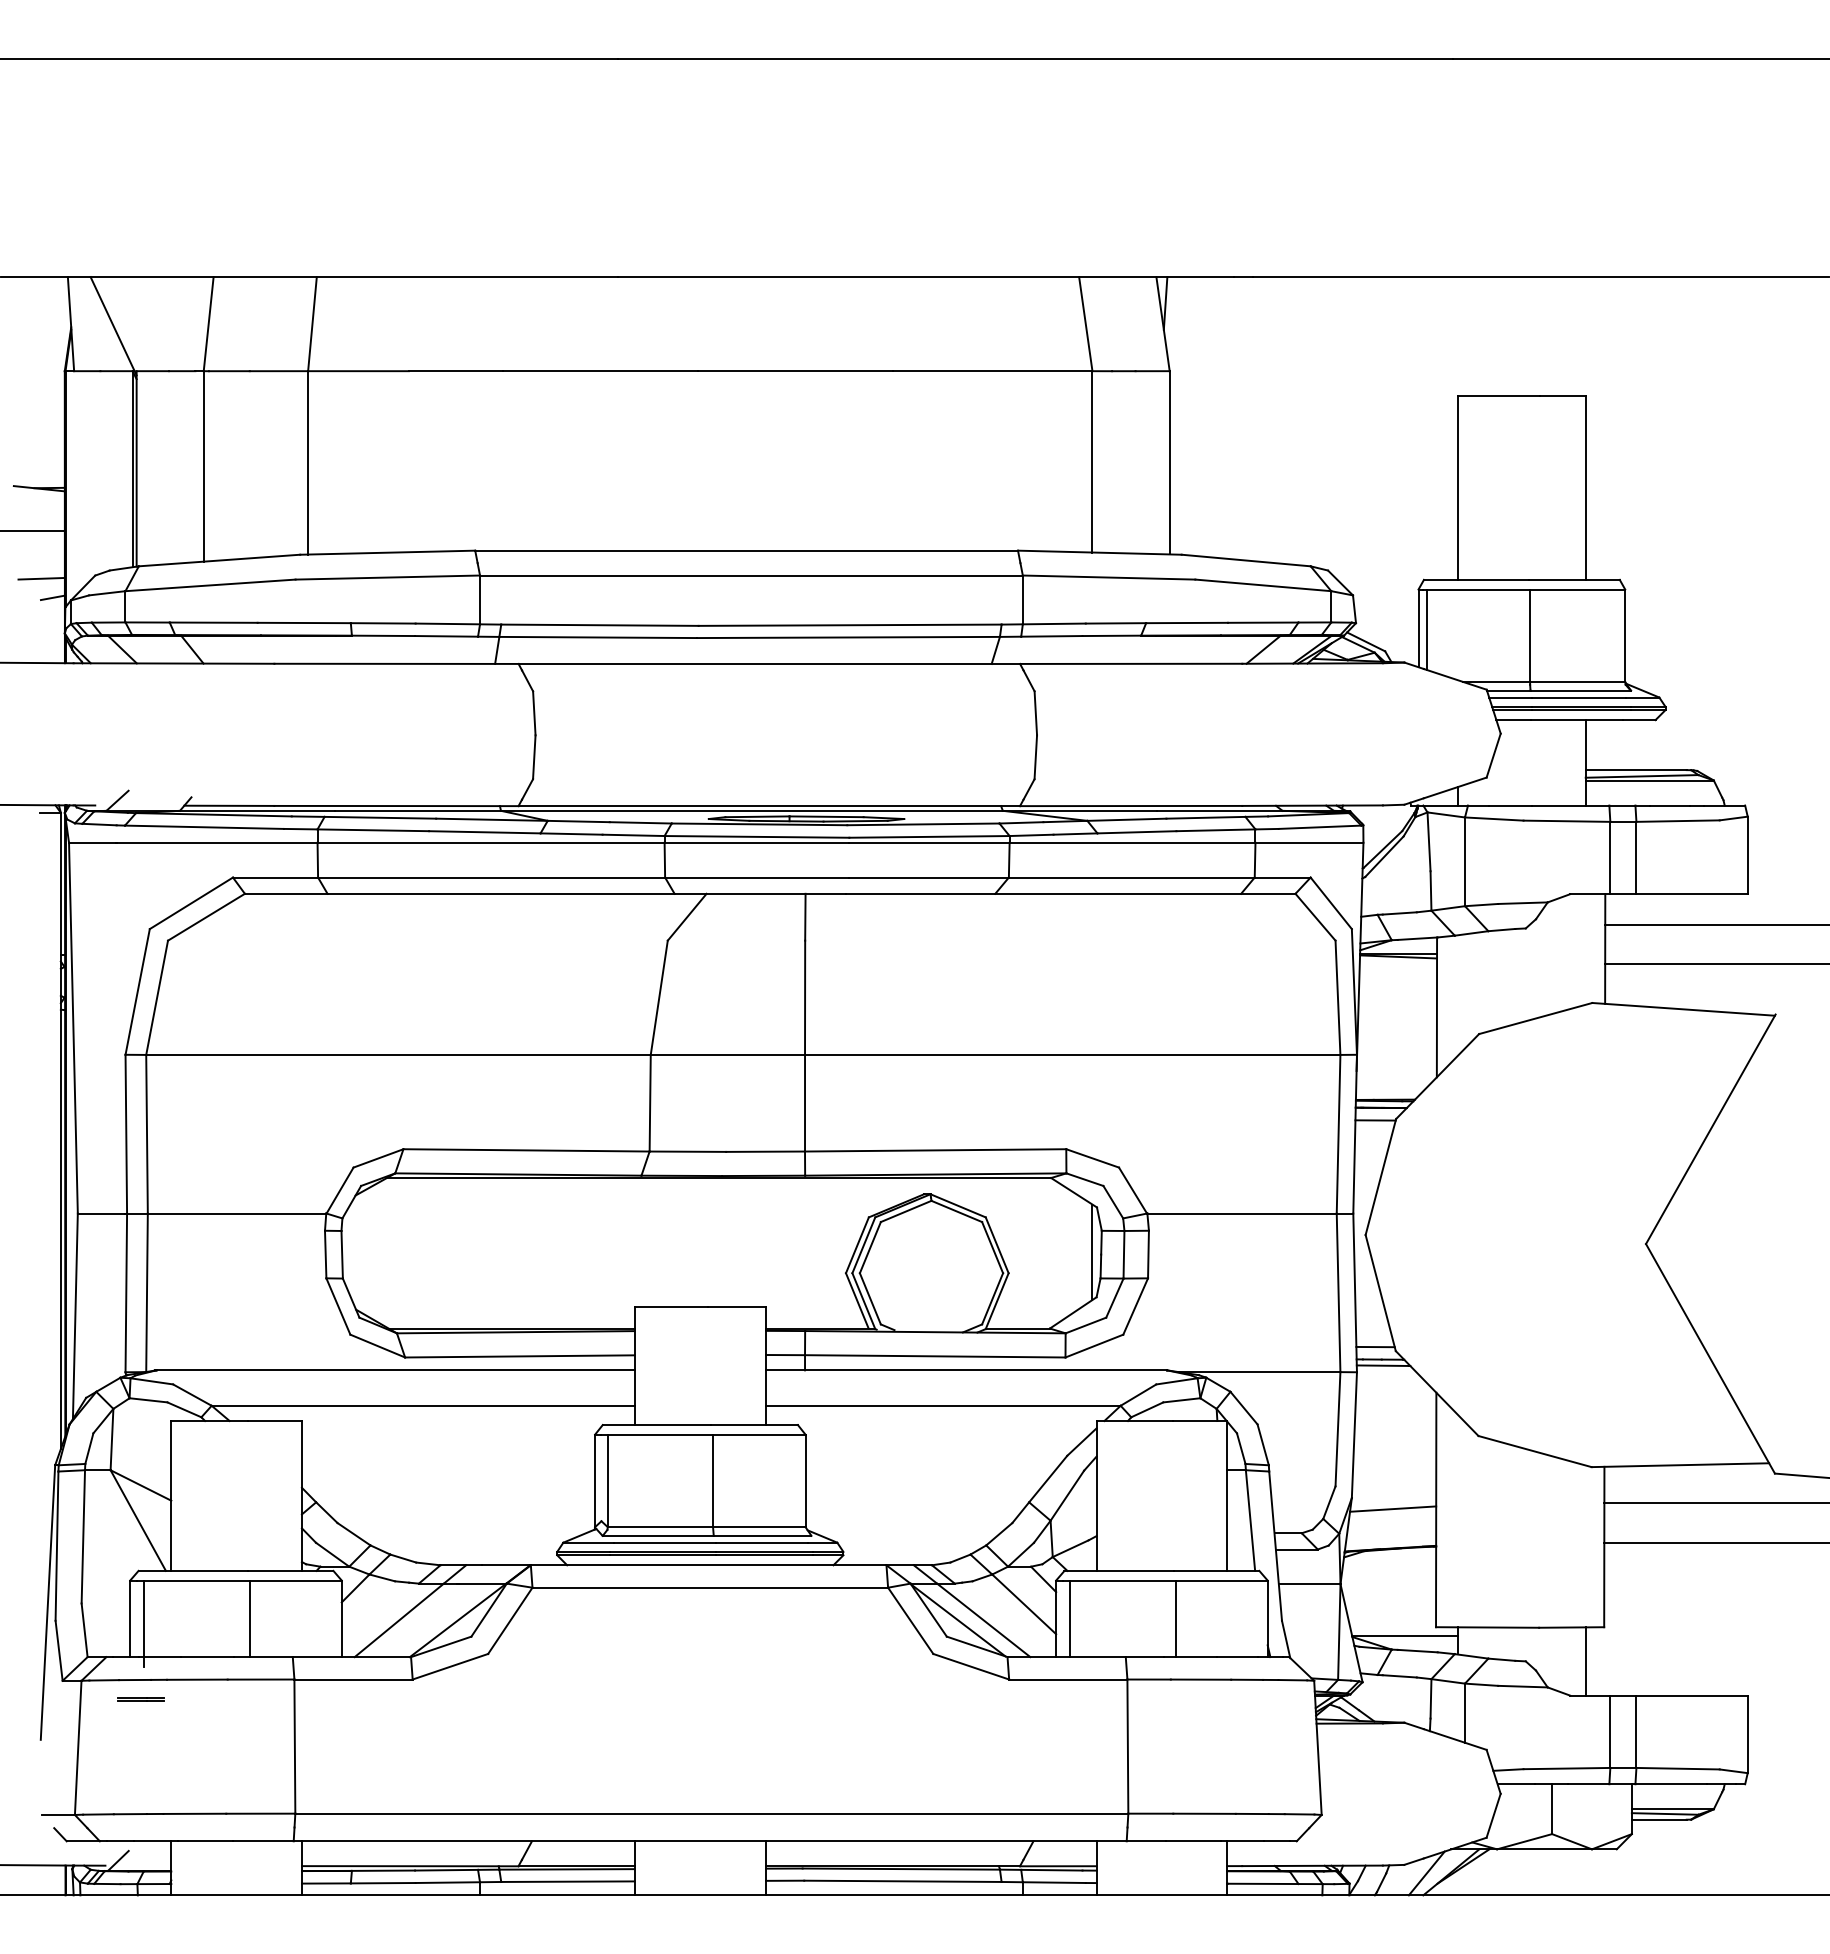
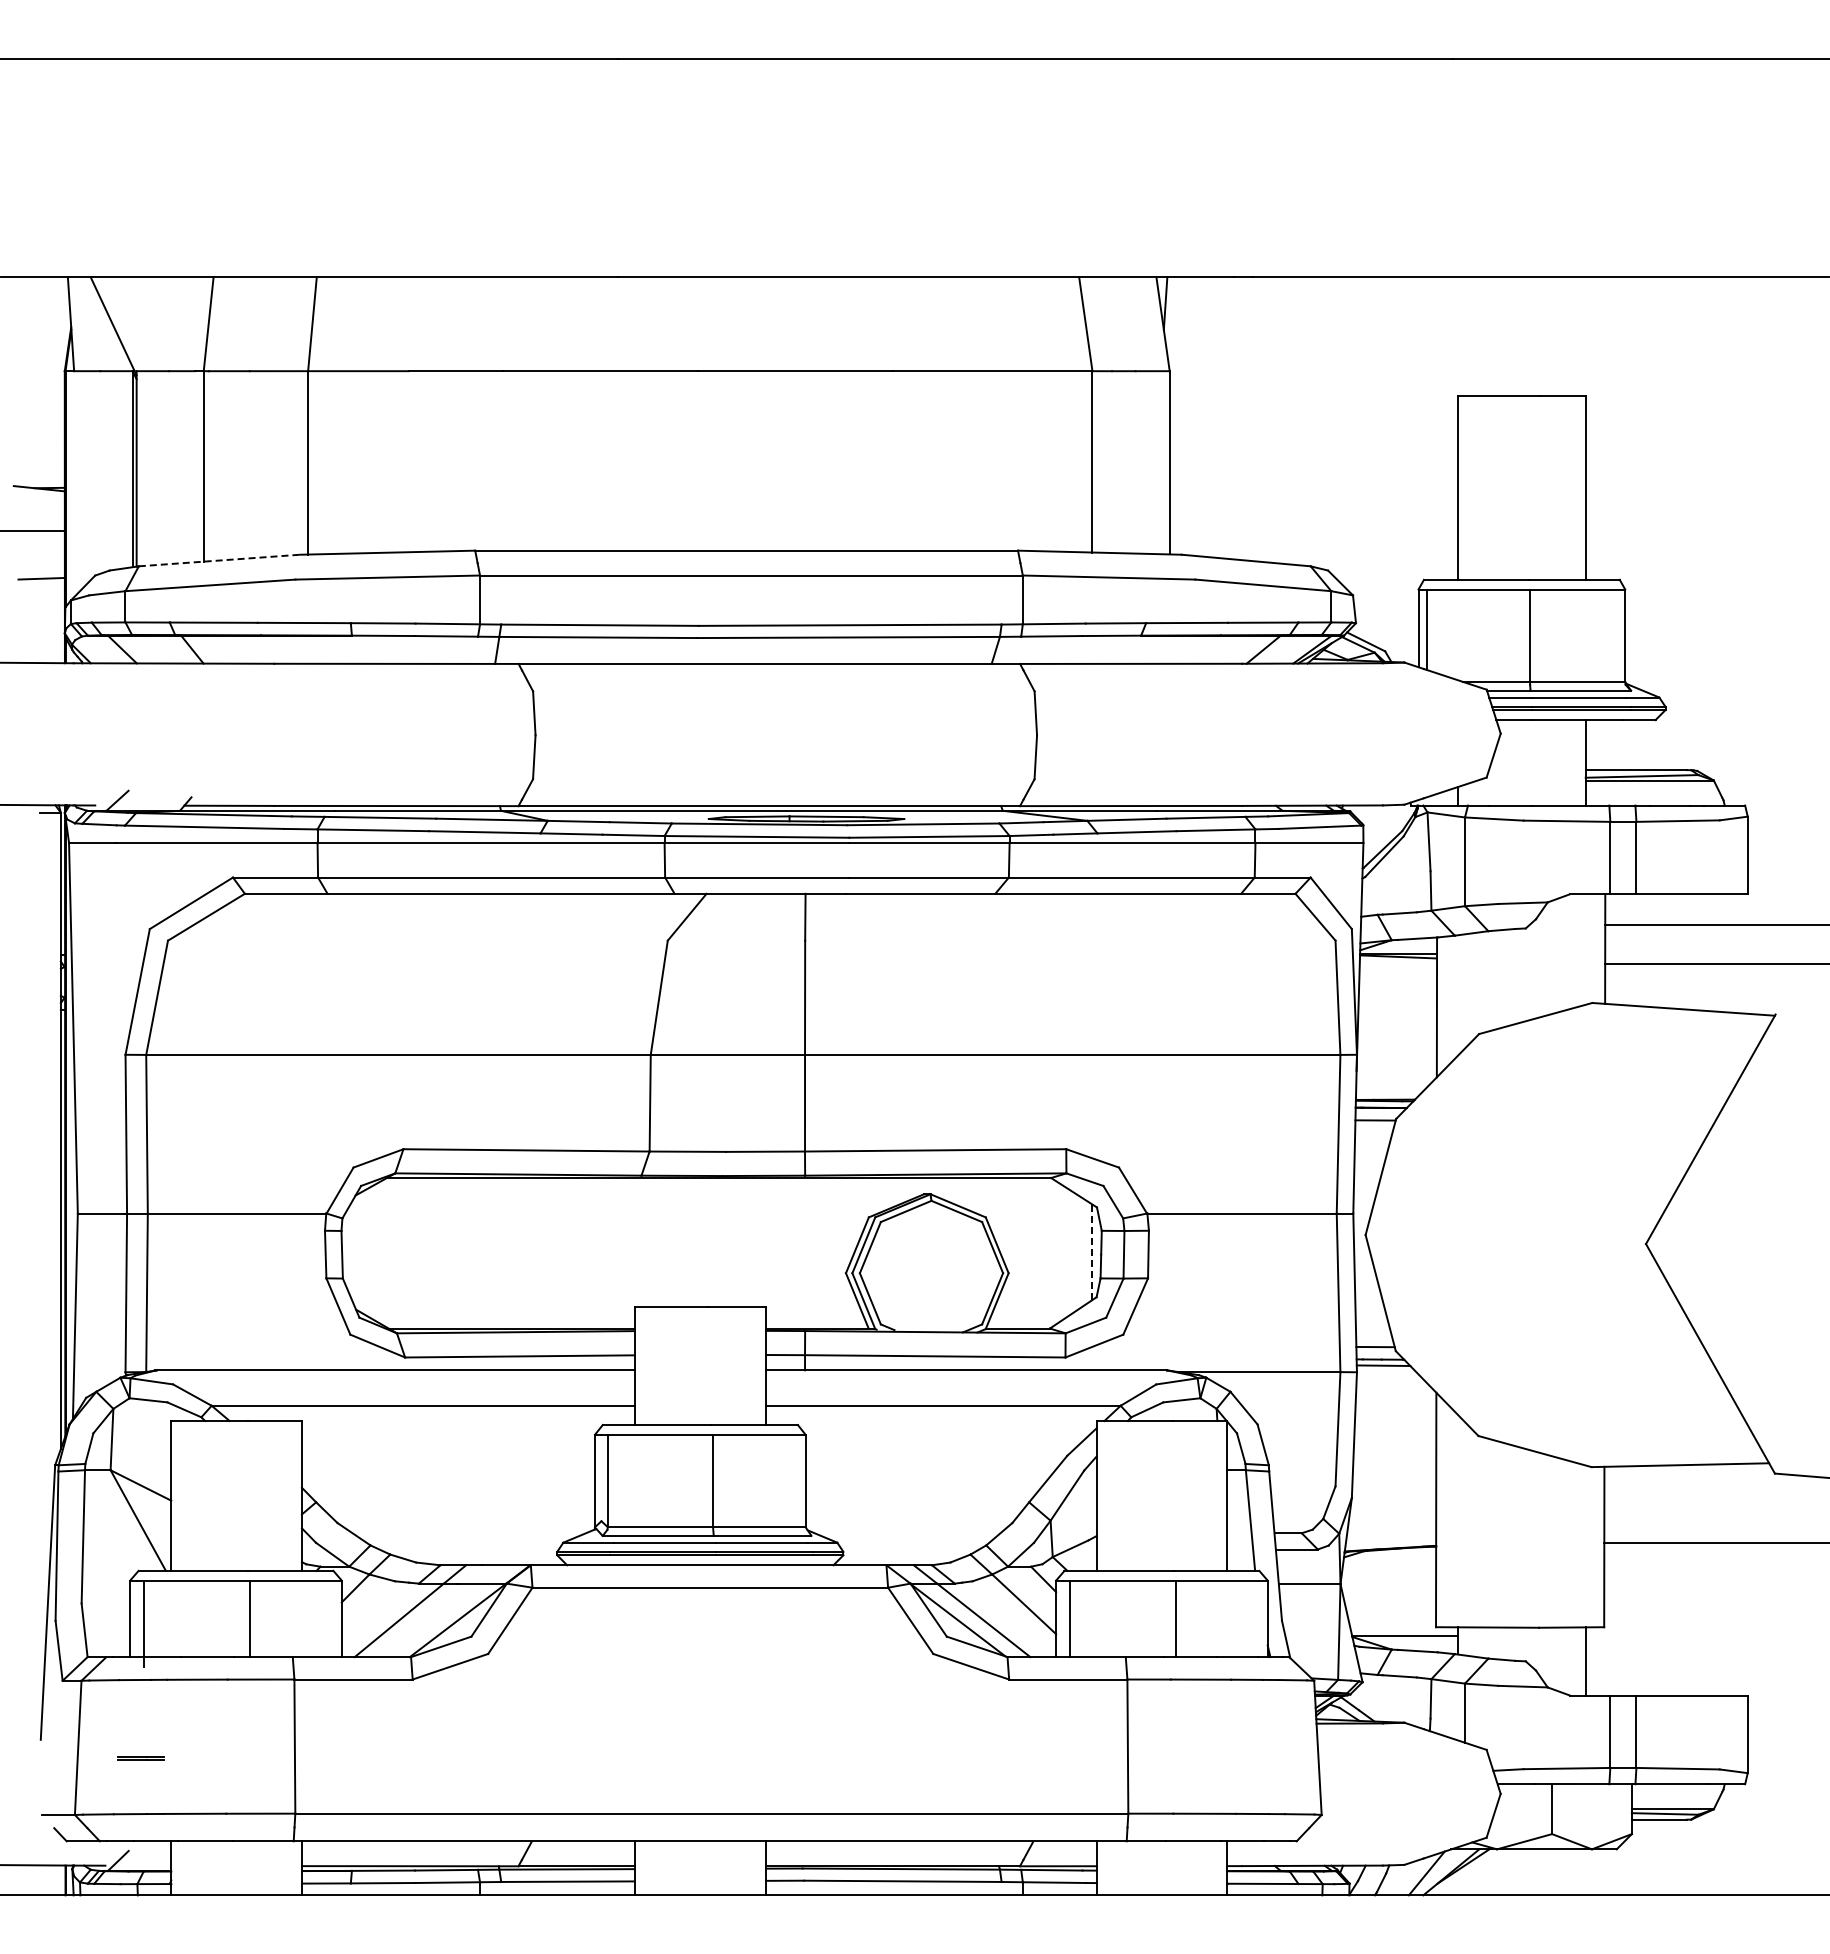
line: solid -> dashed (219, 560)
line: present -> none (52, 597)
line: solid -> dashed (1092, 1252)
line: present -> none (1715, 1502)
line: present -> none (1393, 1508)
line position: (140, 1698) -> (140, 1757) (140, 1757)
